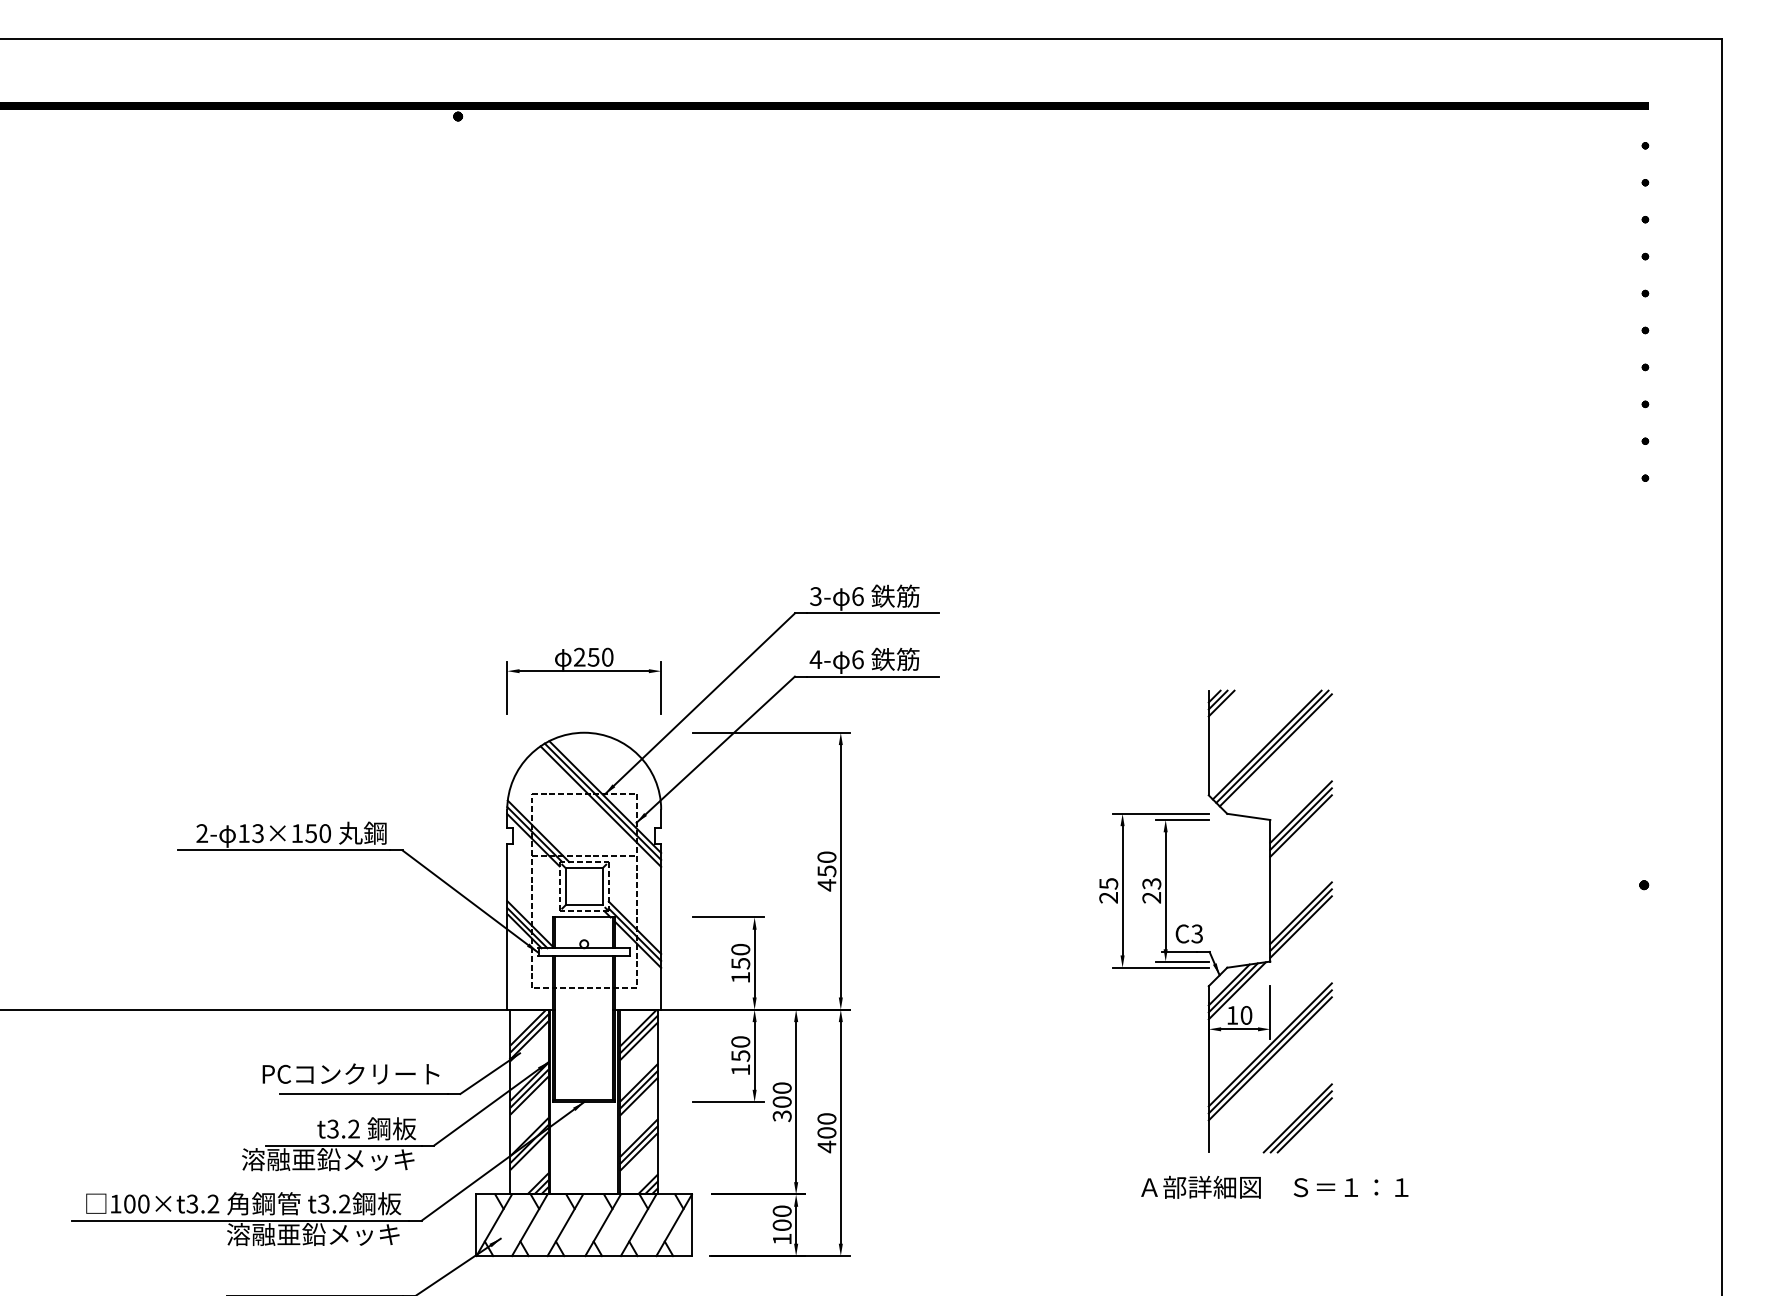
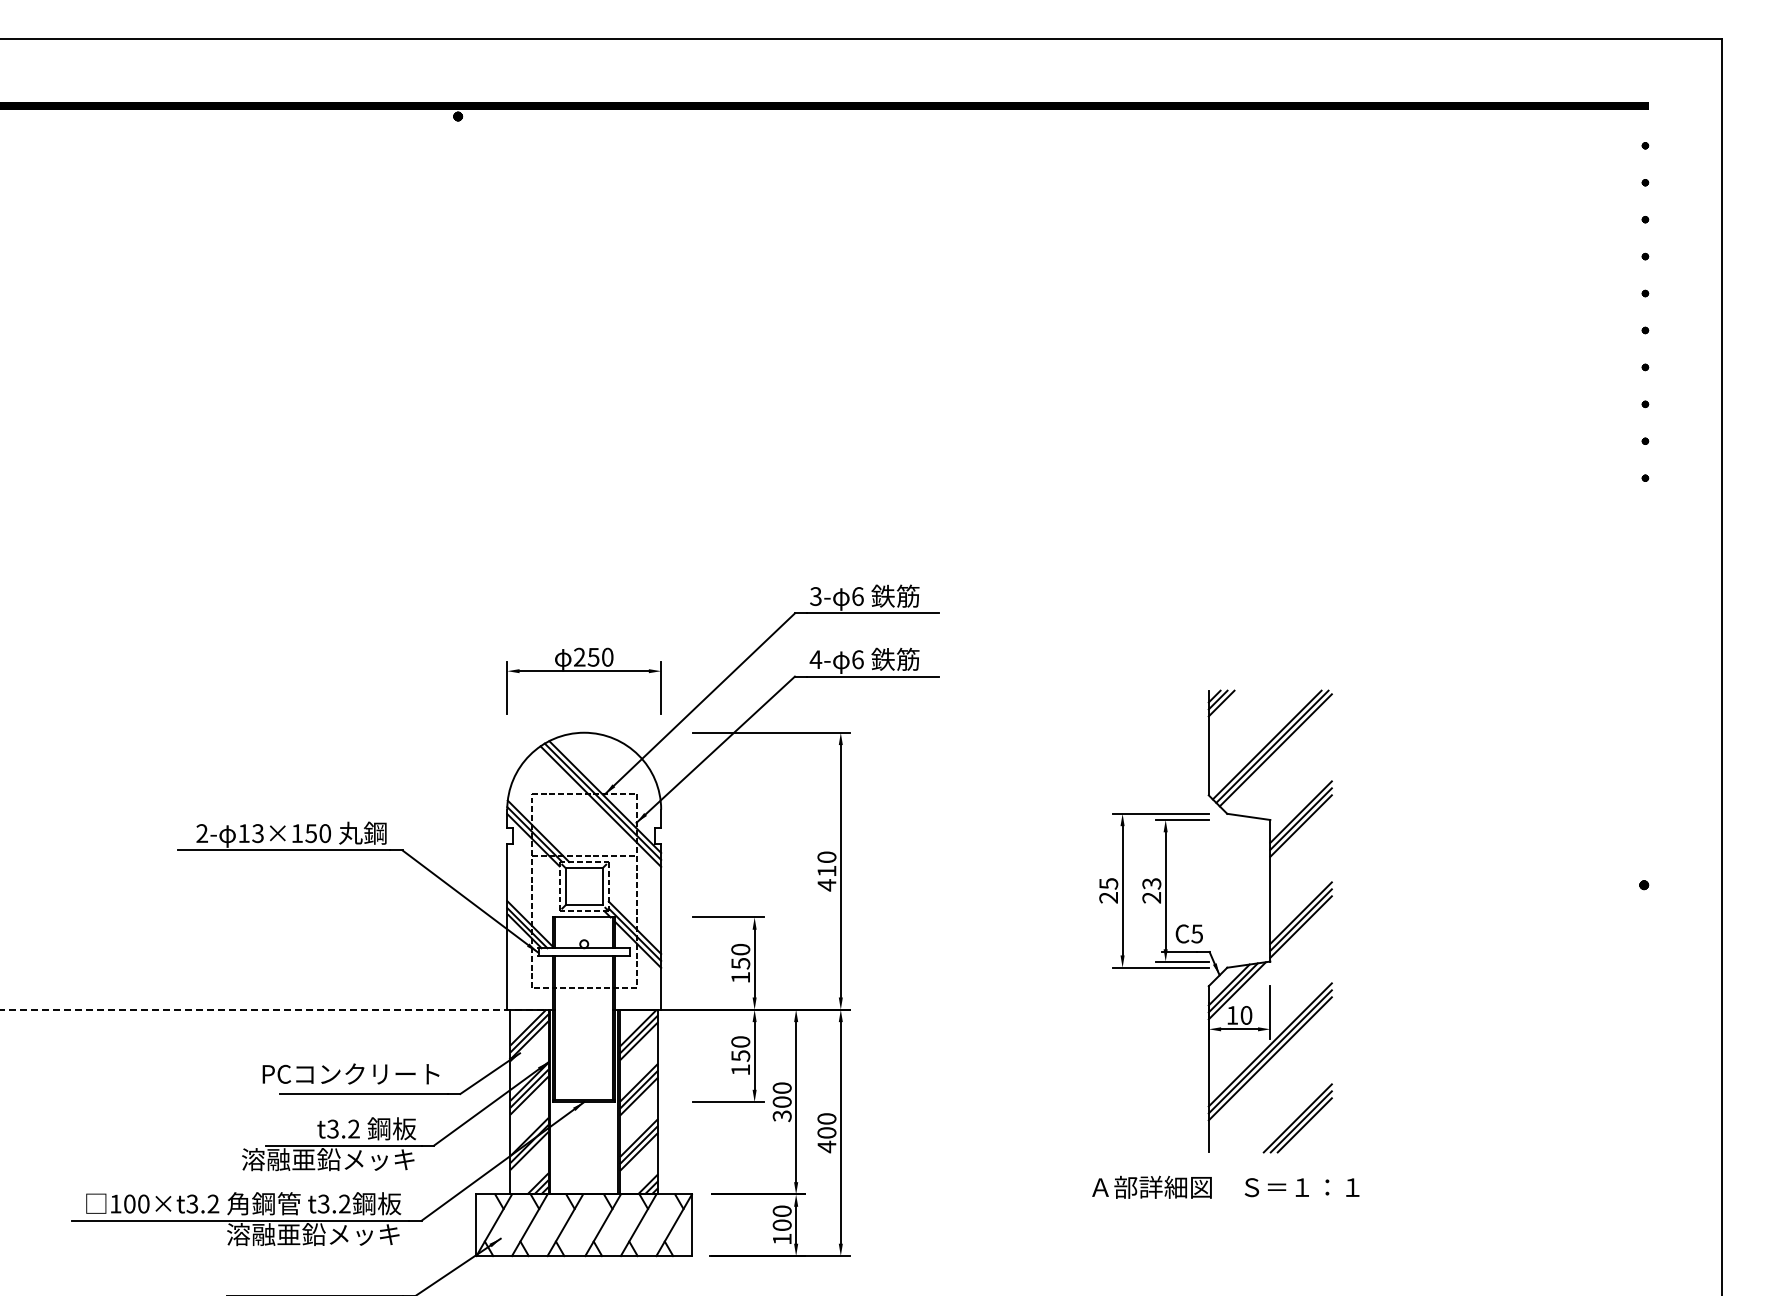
text: 450 -> 410 (826, 871)
text: C3 -> C5 (1196, 933)
line: solid -> dashed (277, 1009)
text position: (1274, 1186) -> (1225, 1186) (1225, 1186)
